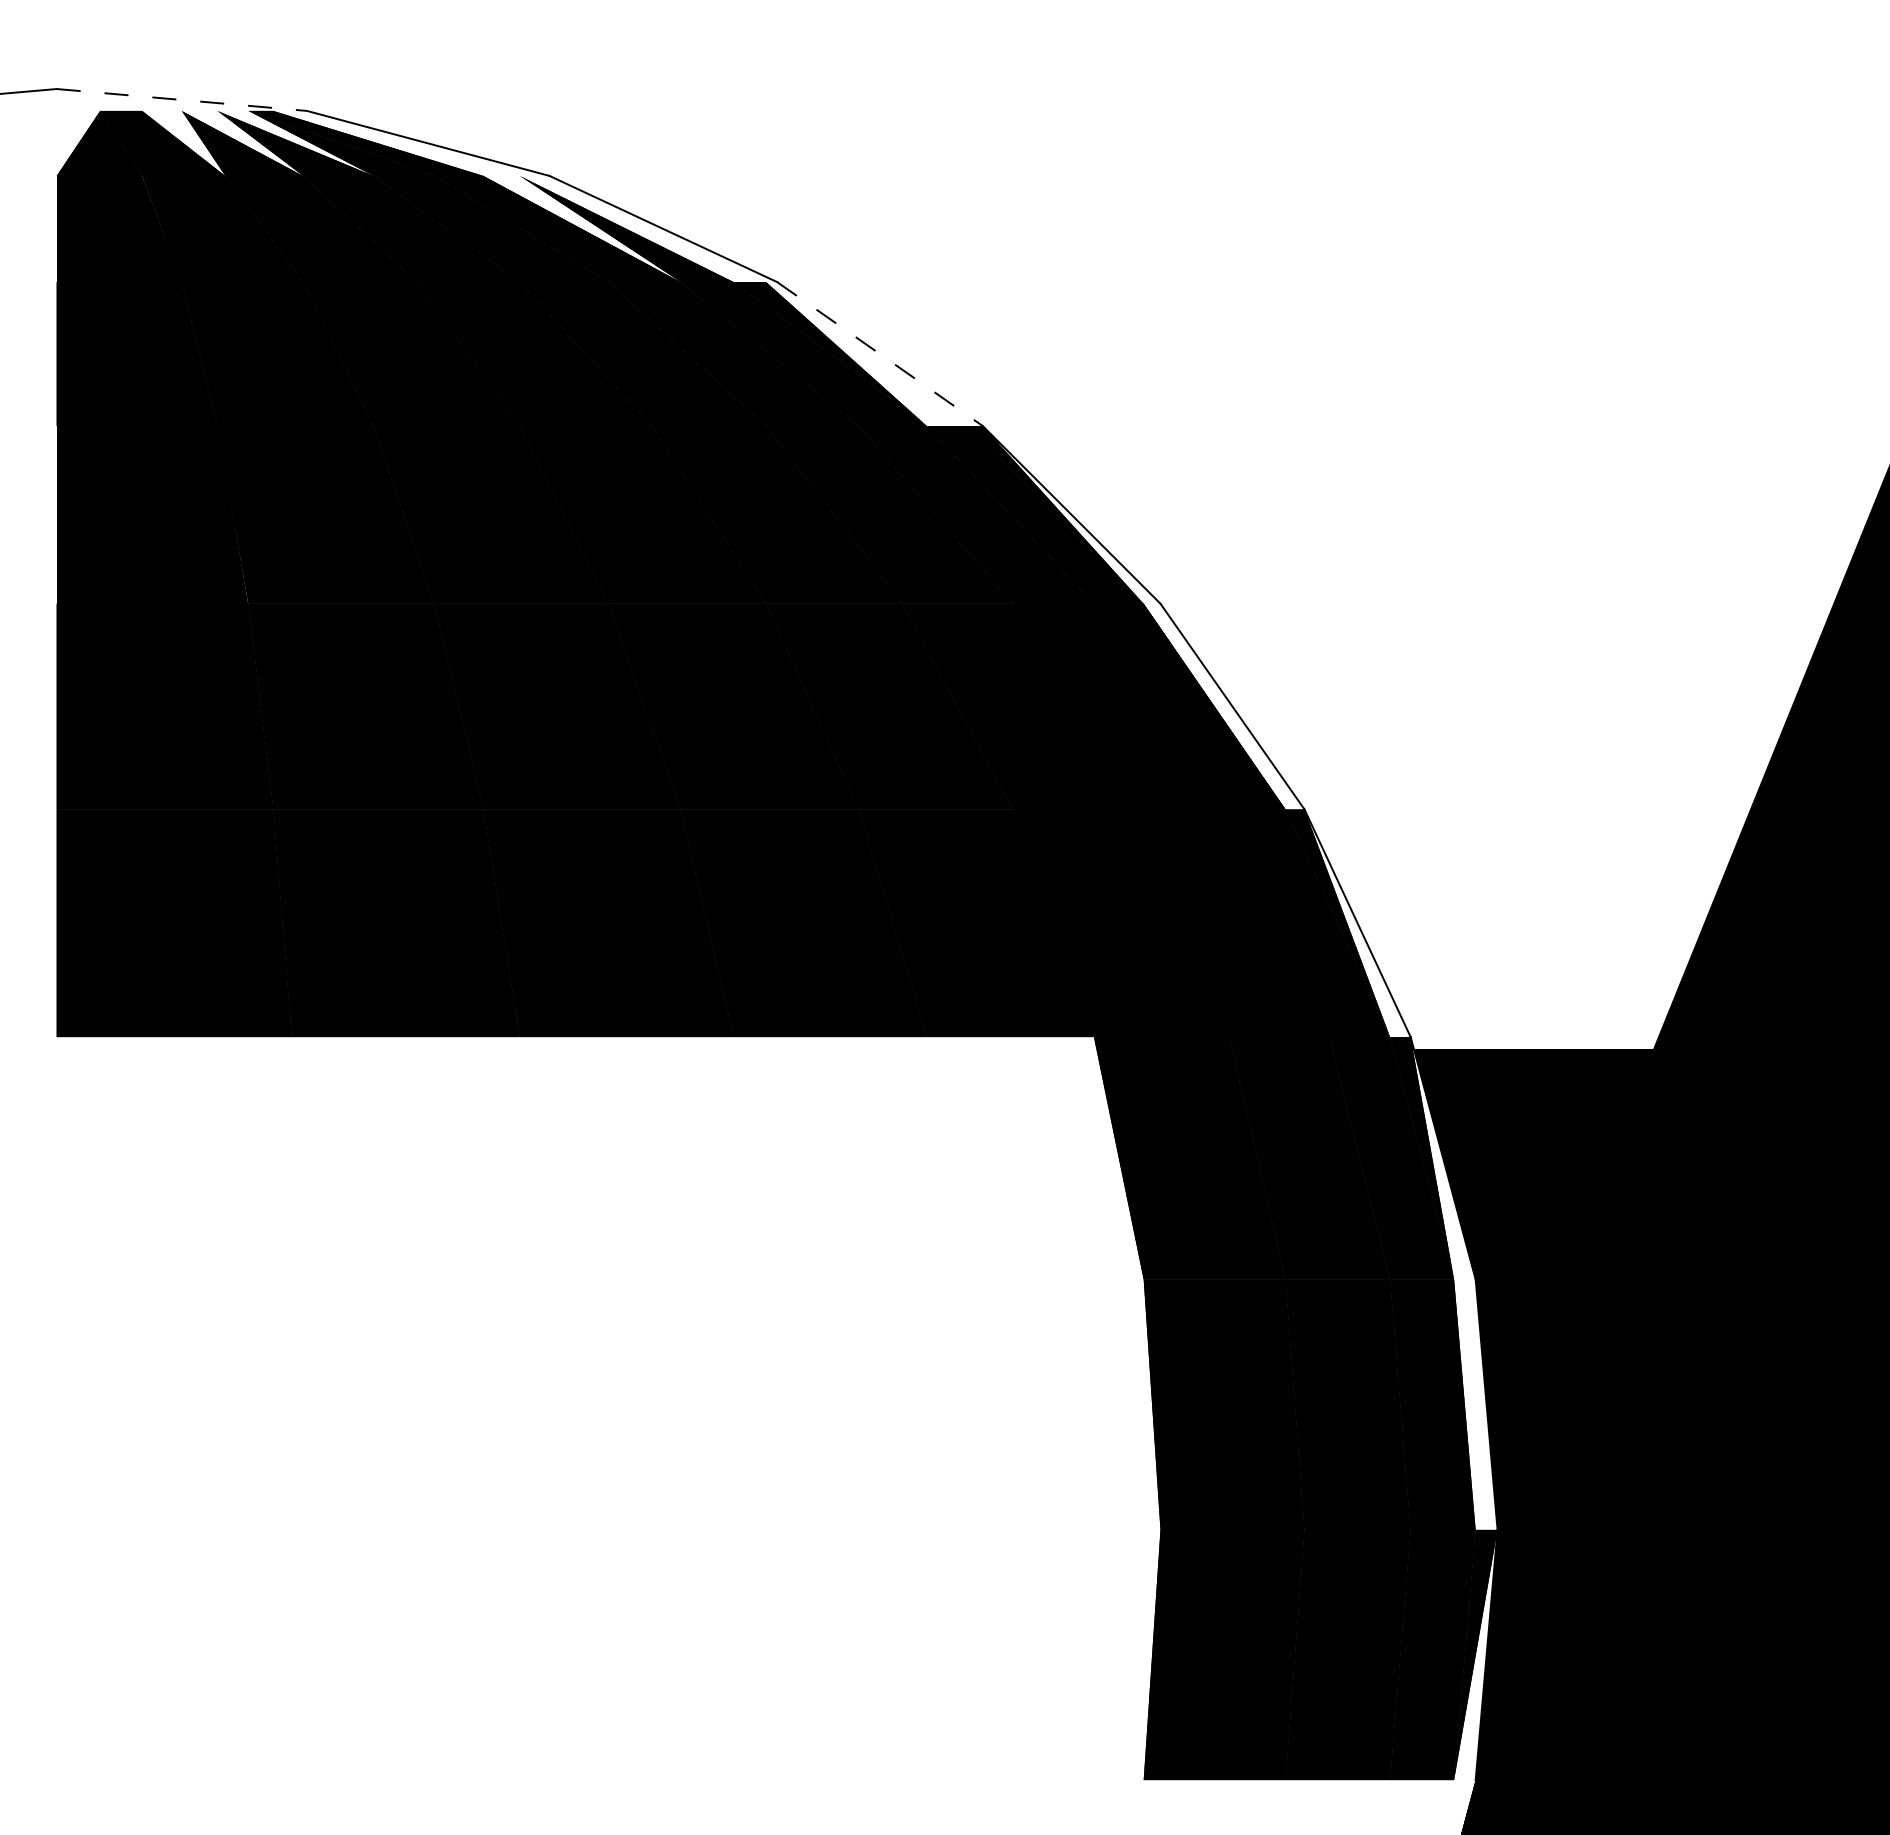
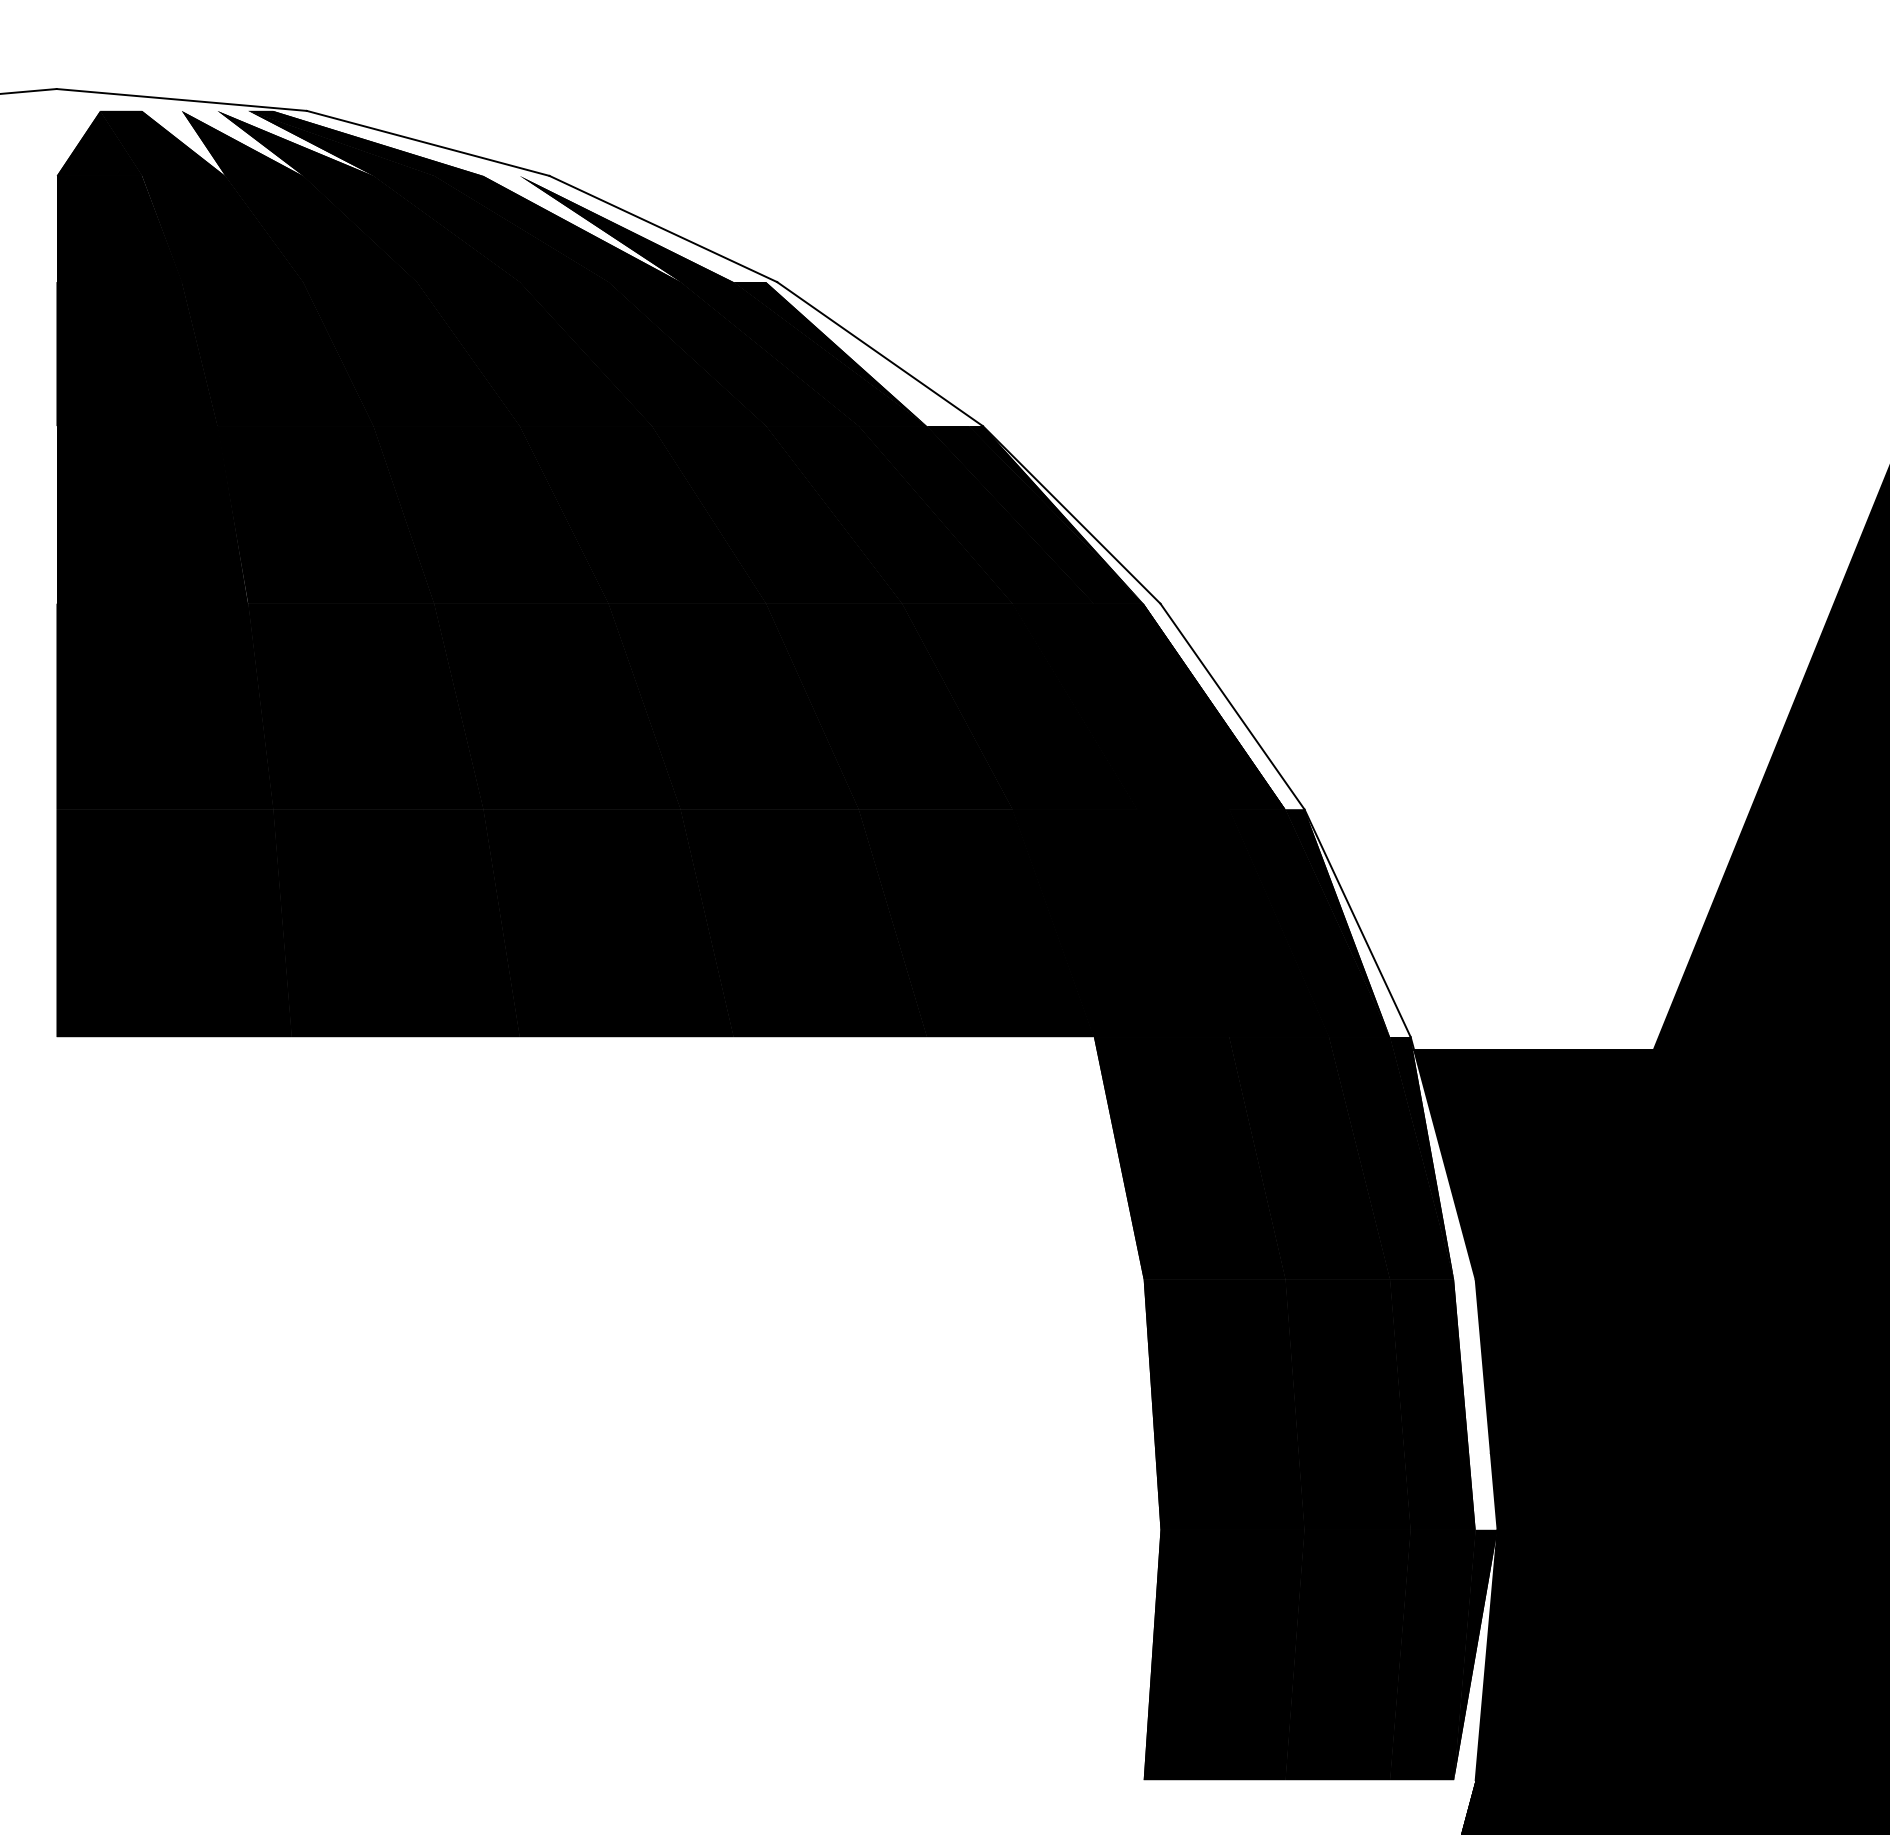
line: dashed -> solid (181, 99)
line: dashed -> solid (880, 354)
